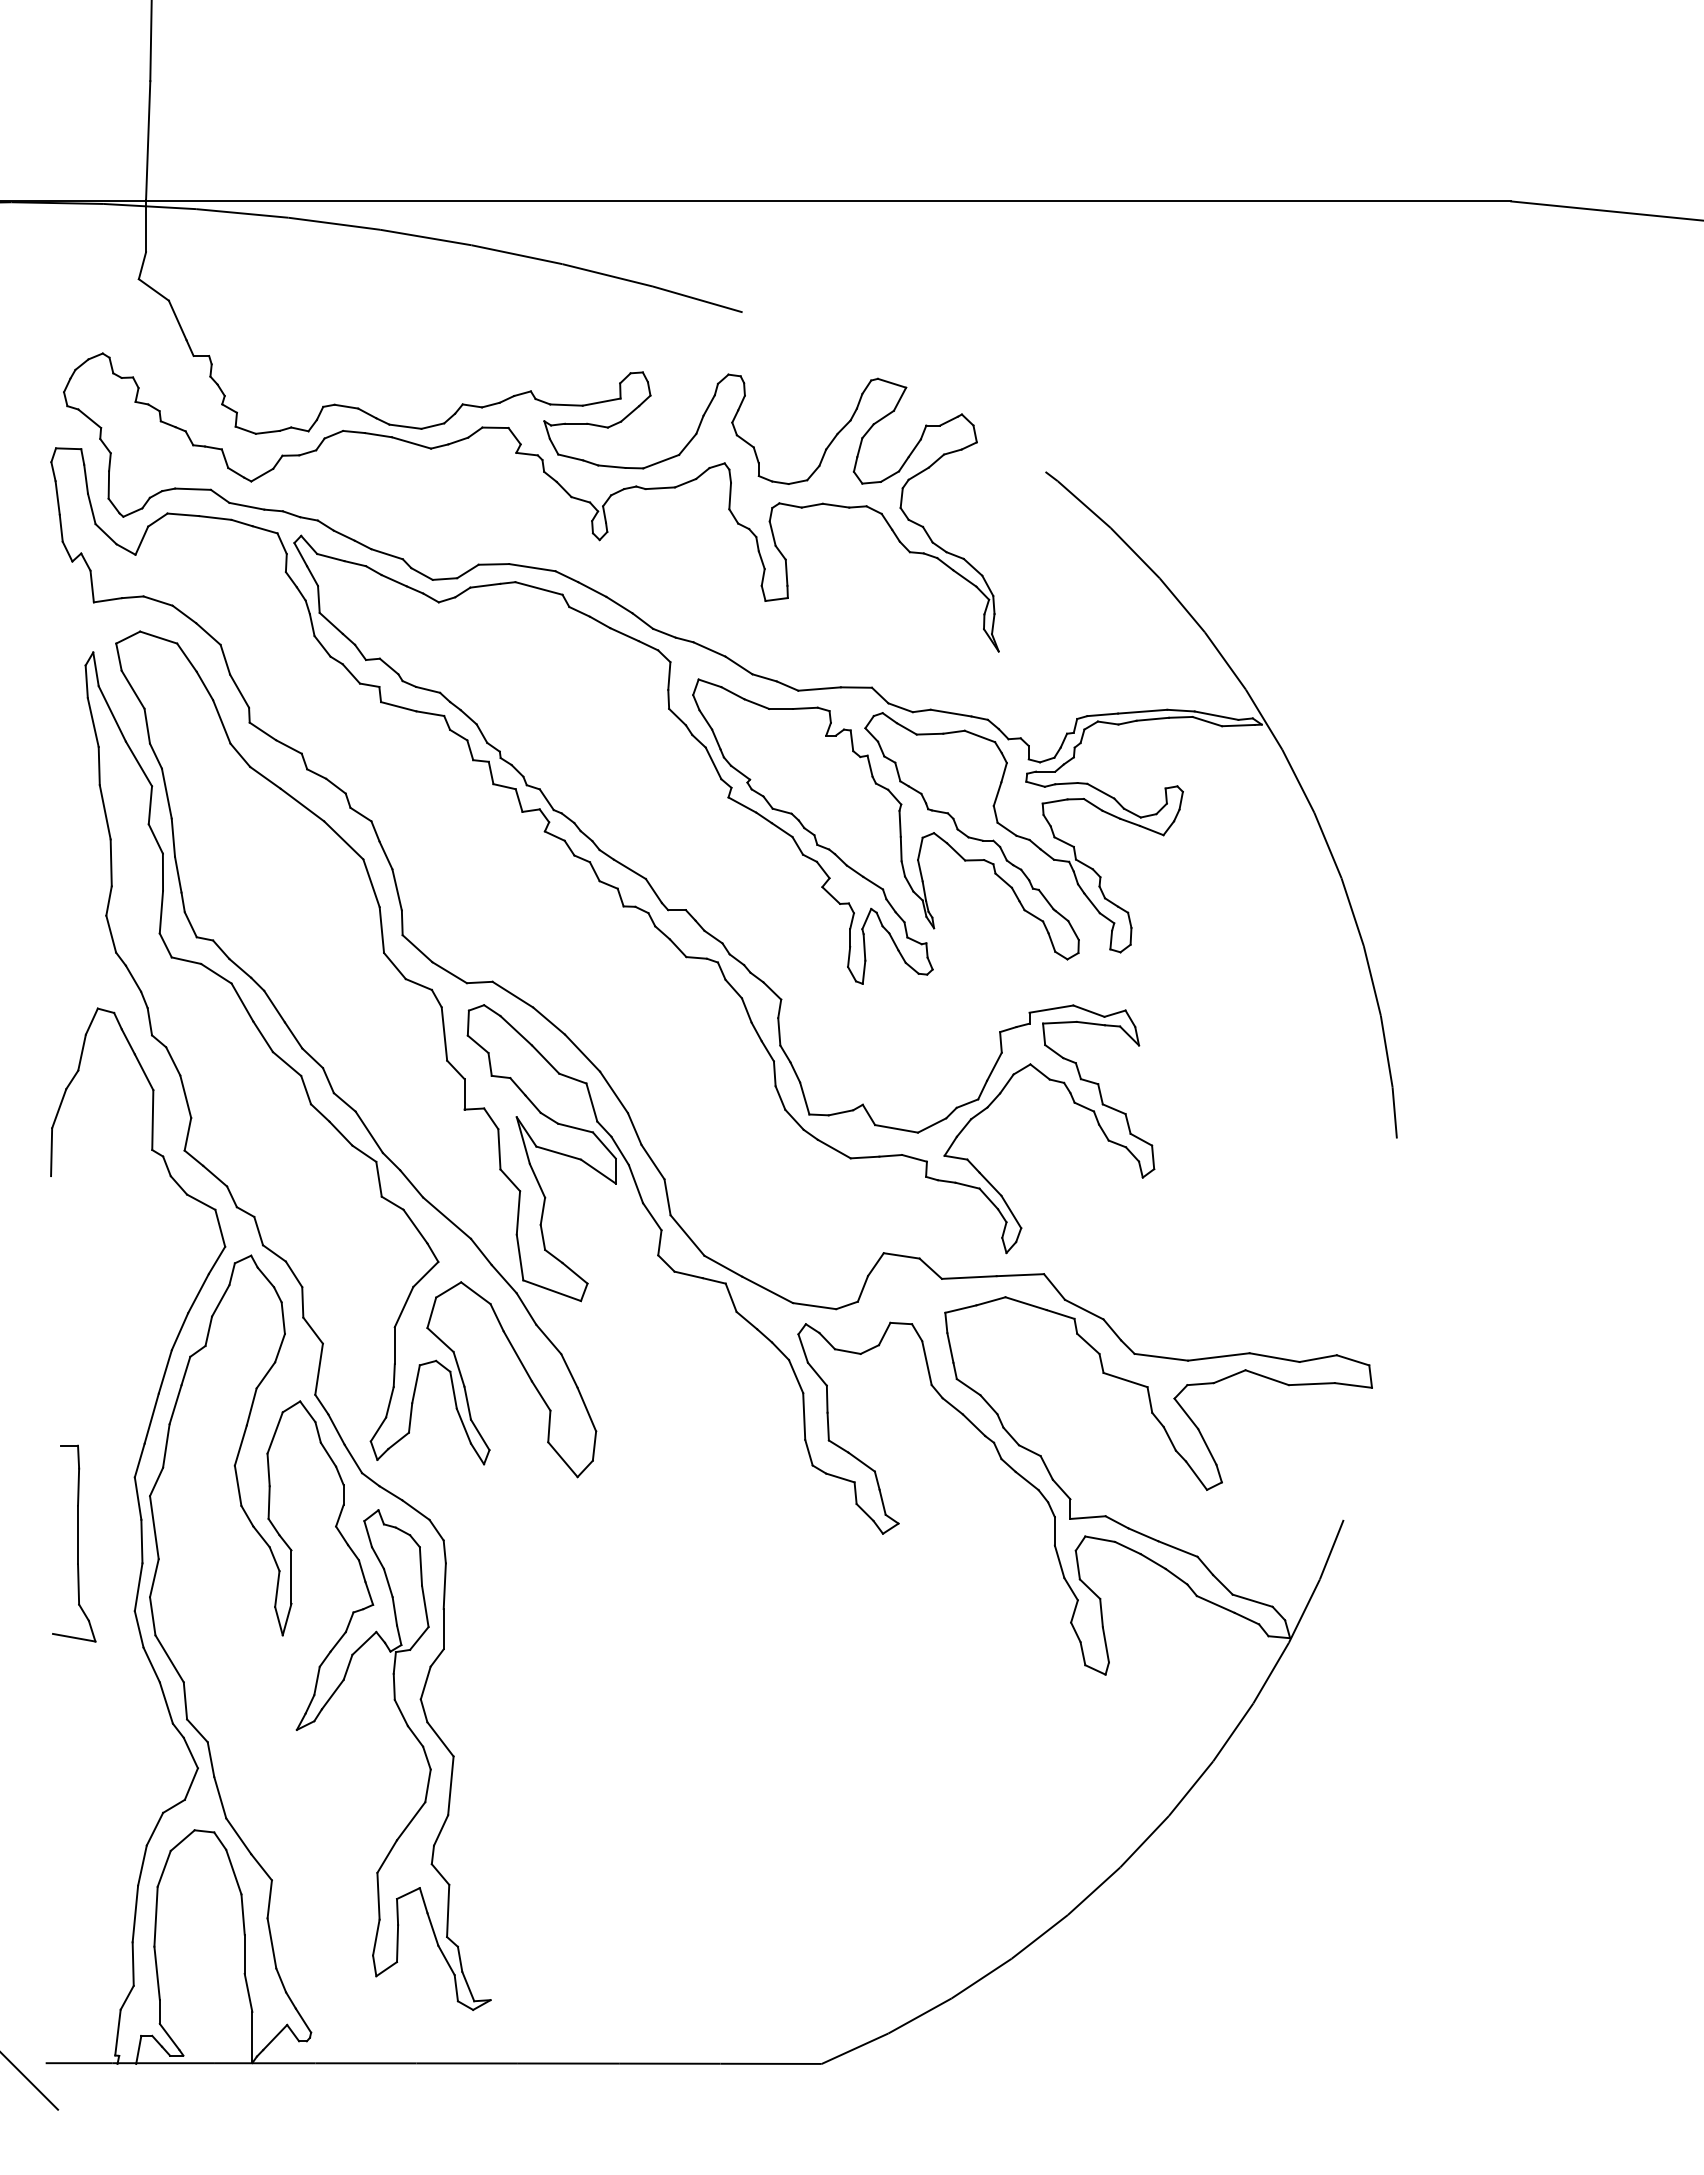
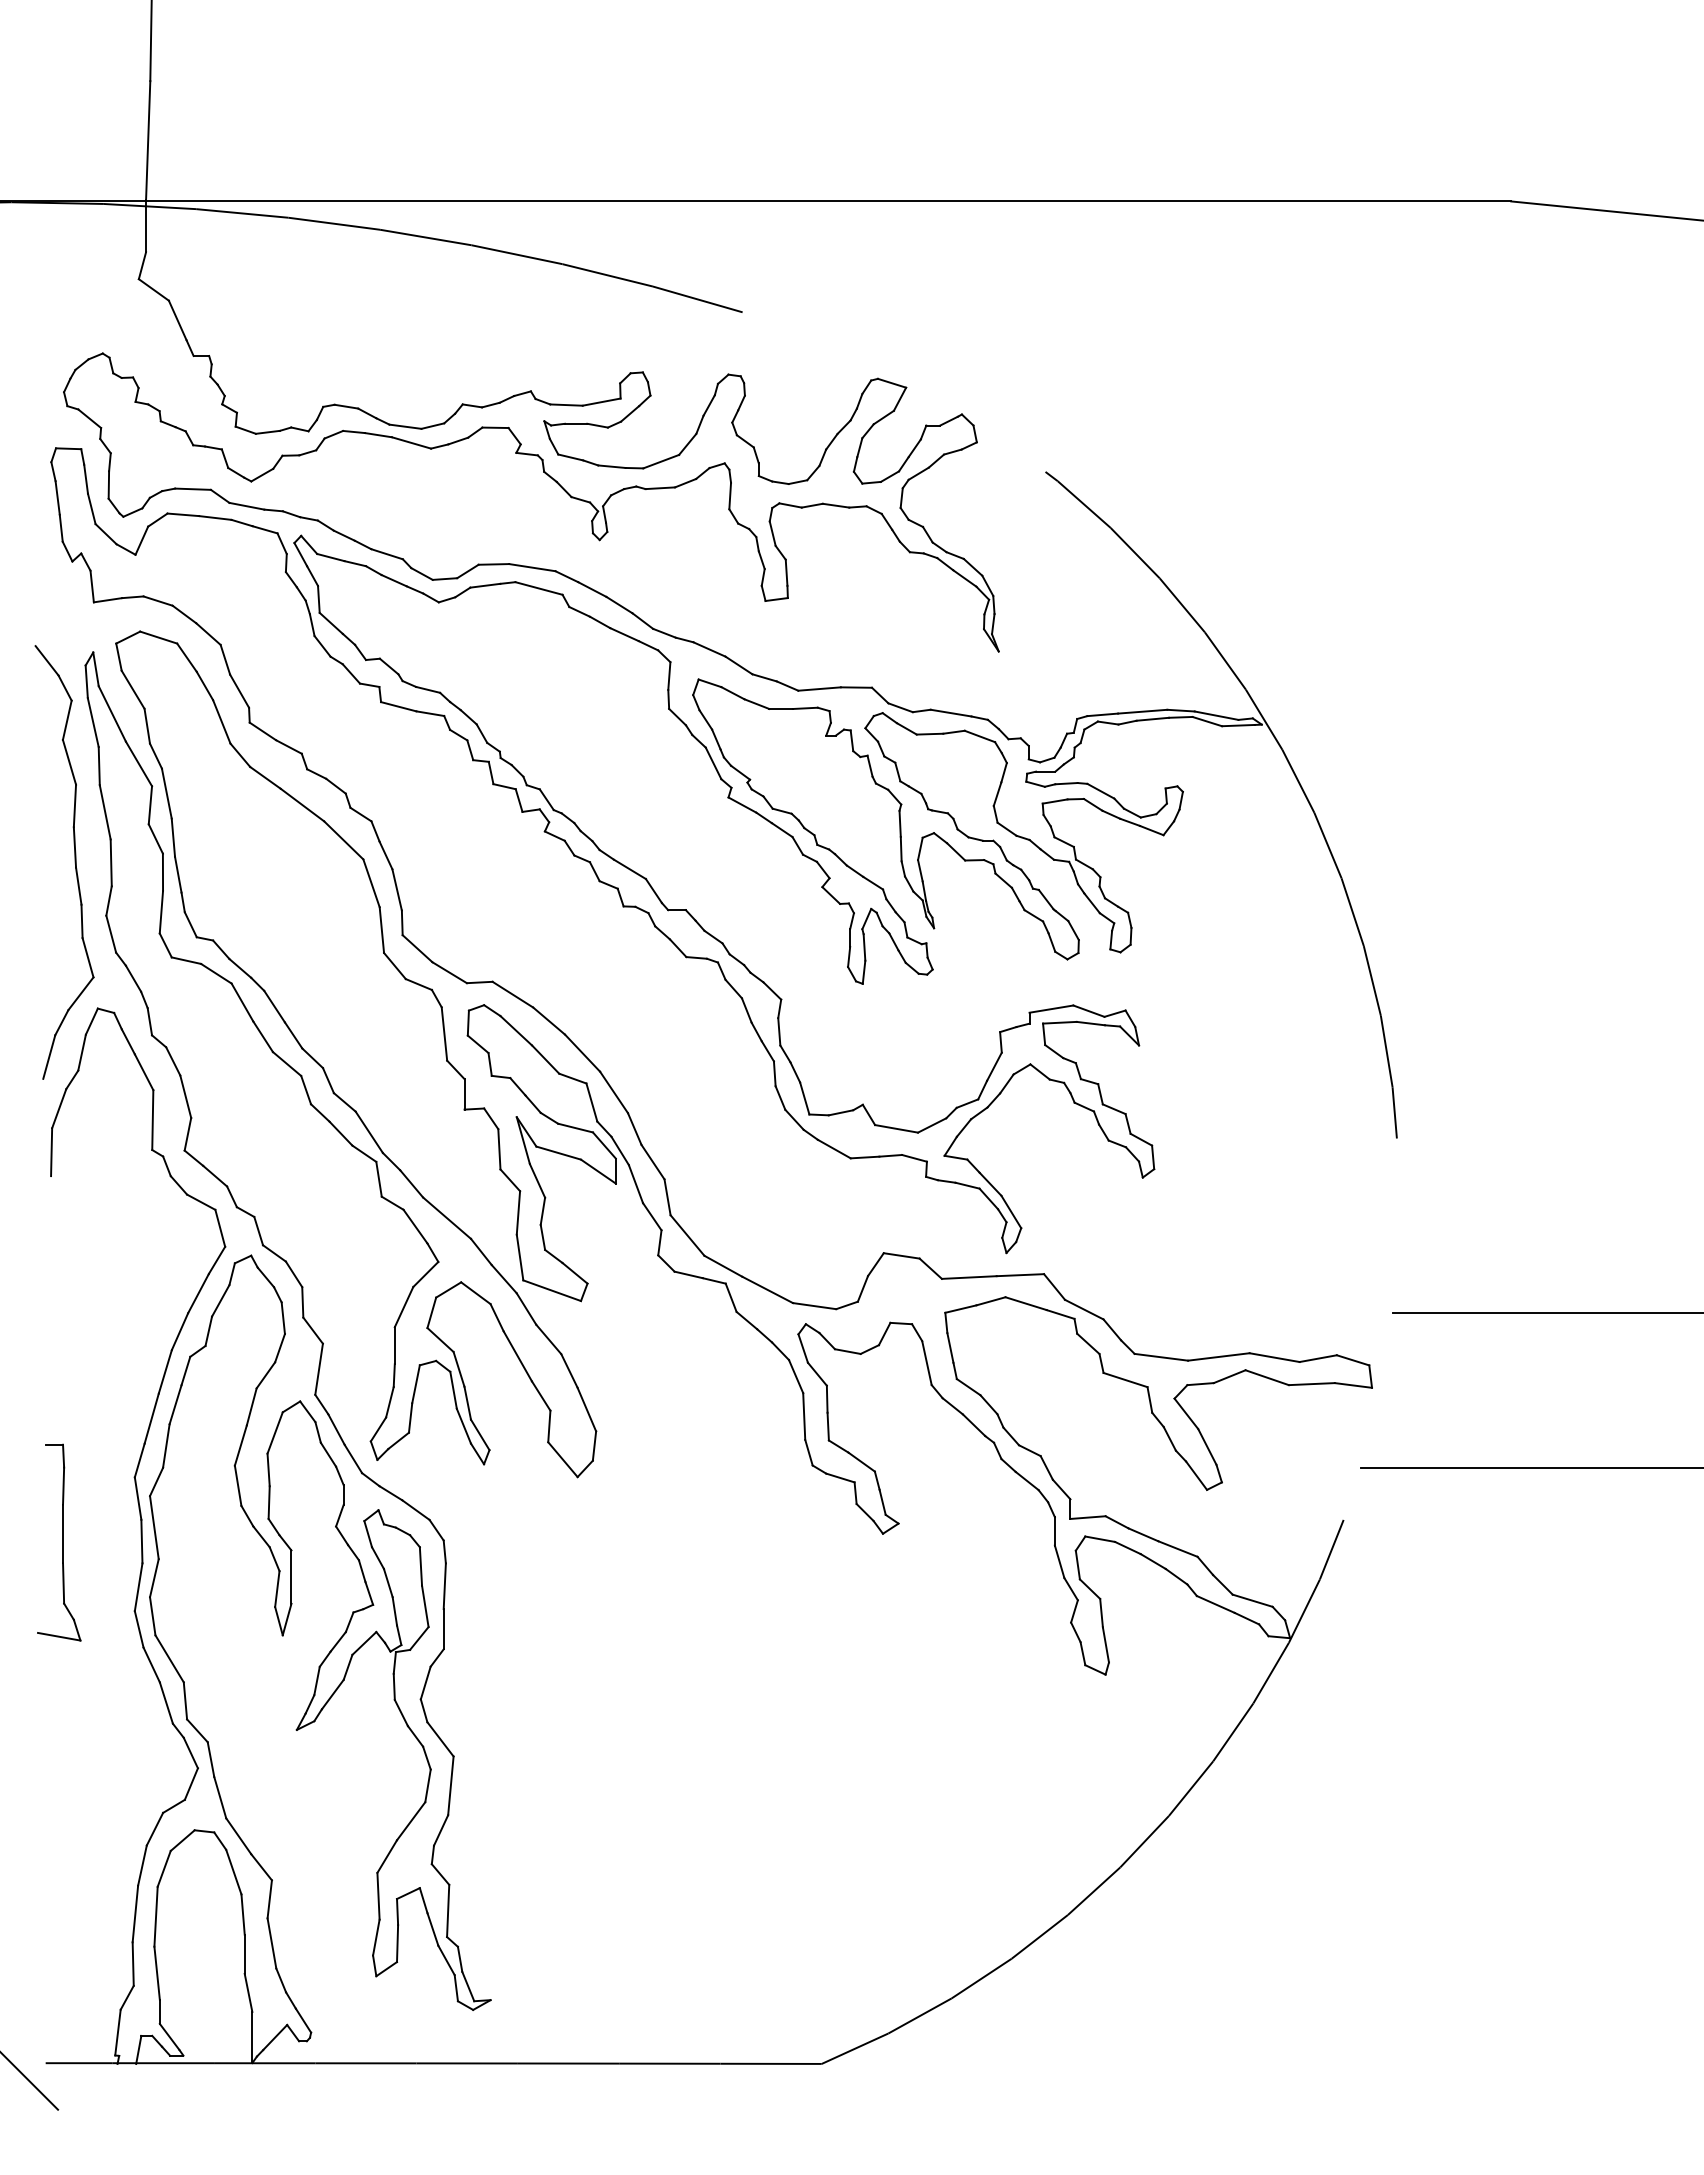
part: none -> present (74, 862)
line: none -> present (1546, 1312)
line: none -> present (1530, 1467)
part position: (74, 1543) -> (59, 1542) (59, 1542)
